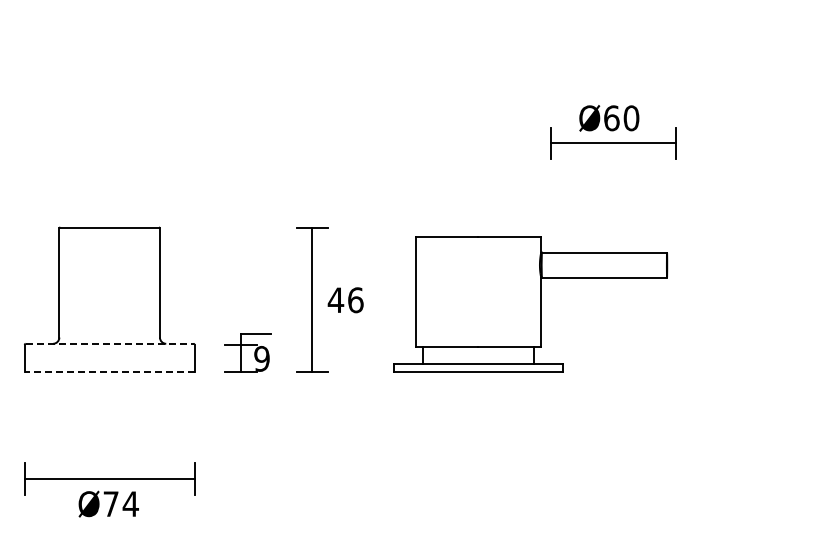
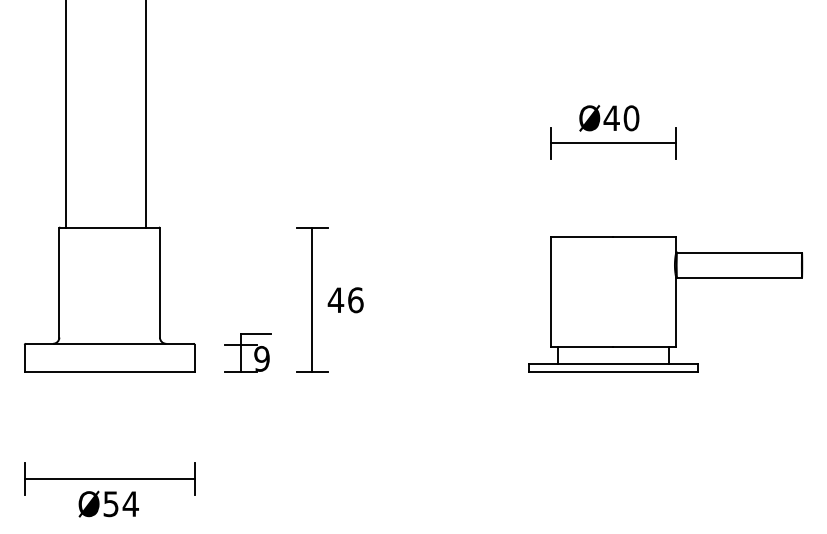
line: none -> present (65, 114)
line: none -> present (145, 114)
text: Ø60 -> Ø40 (611, 118)
part position: (530, 304) -> (665, 304) (665, 304)
line: dashed -> solid (109, 343)
line: dashed -> solid (109, 372)
text: Ø74 -> Ø54 (110, 504)
